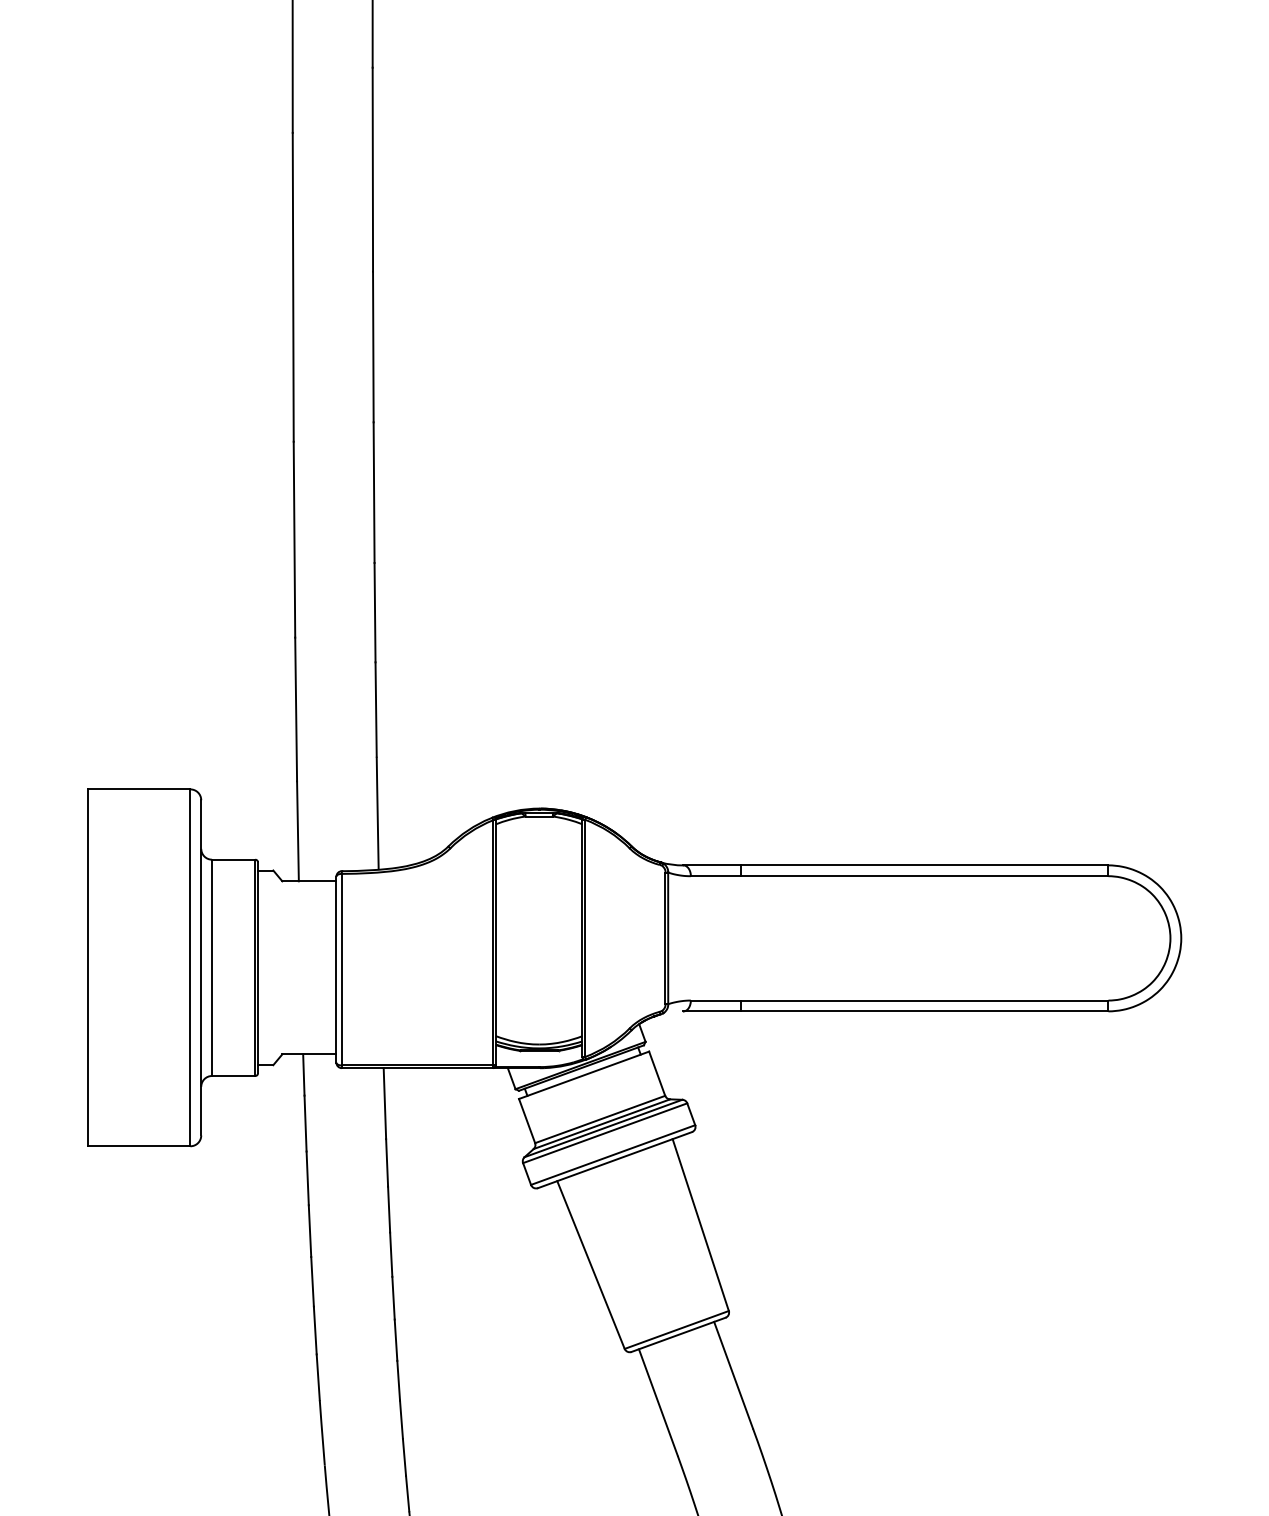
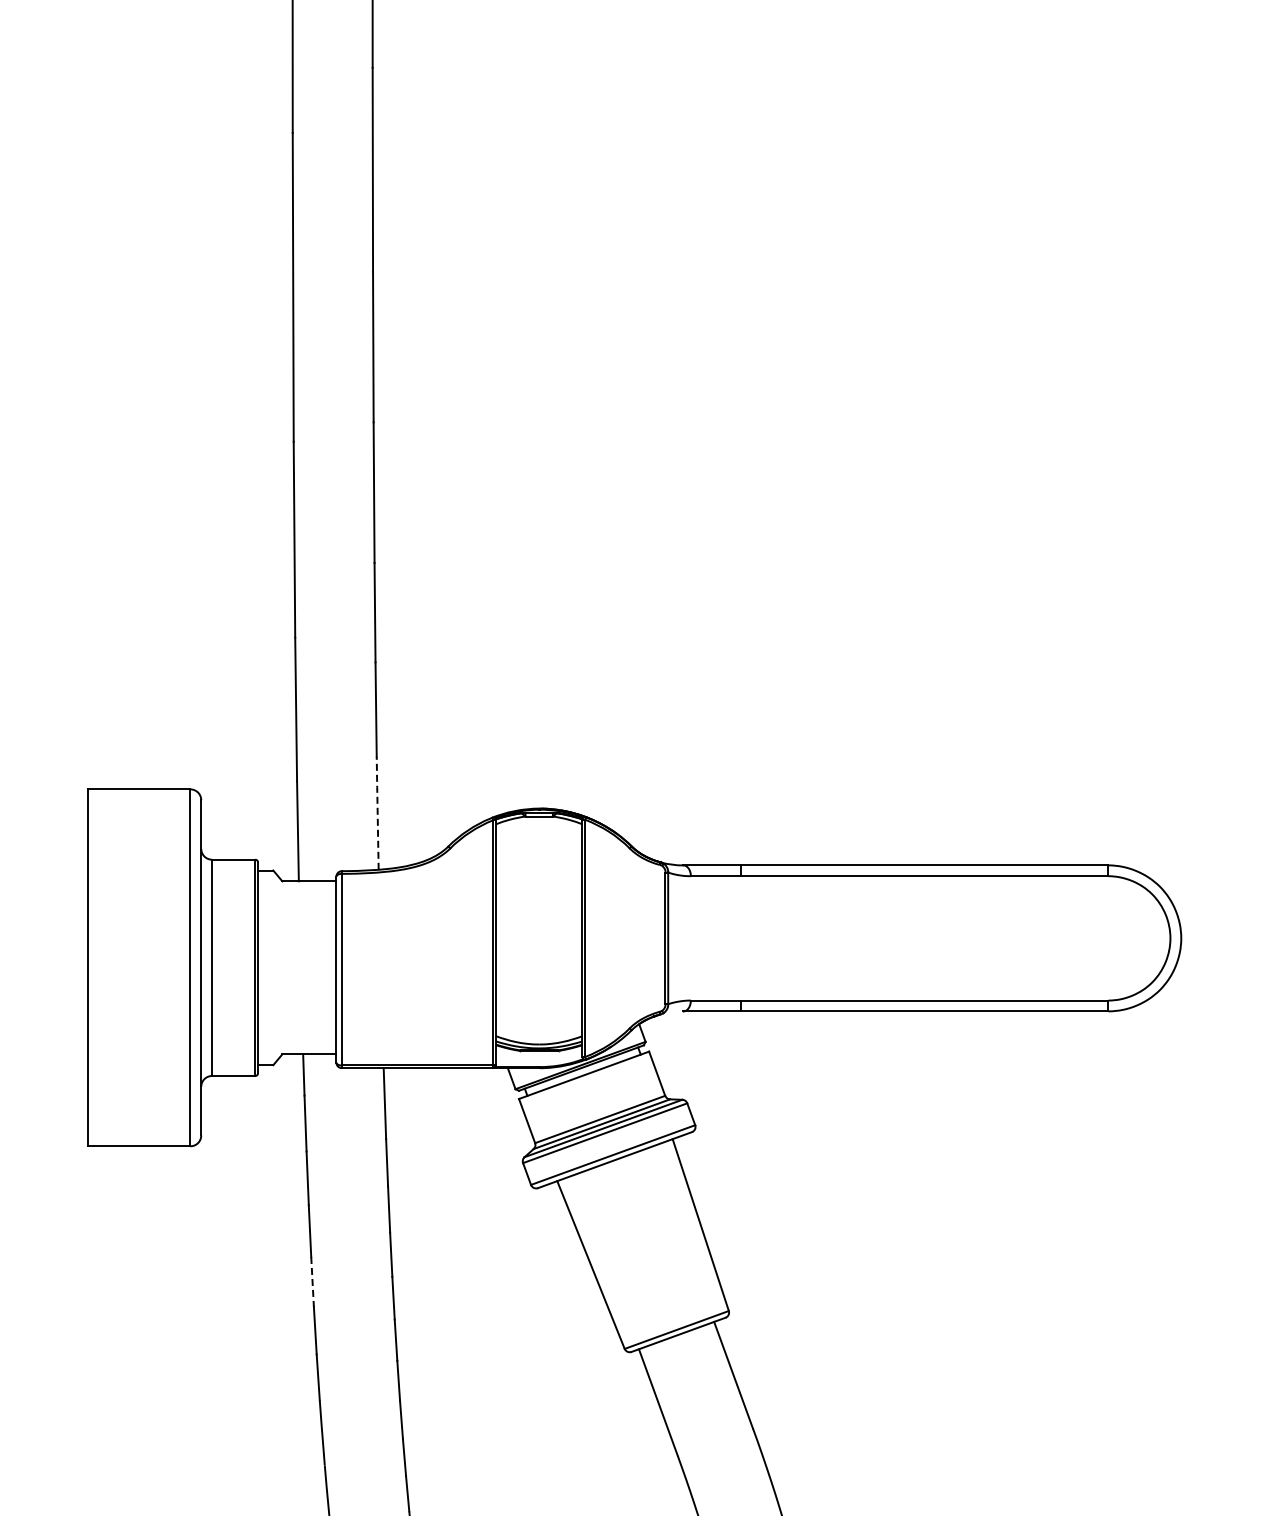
line: solid -> dashed (377, 812)
line: solid -> dashed (312, 1281)
